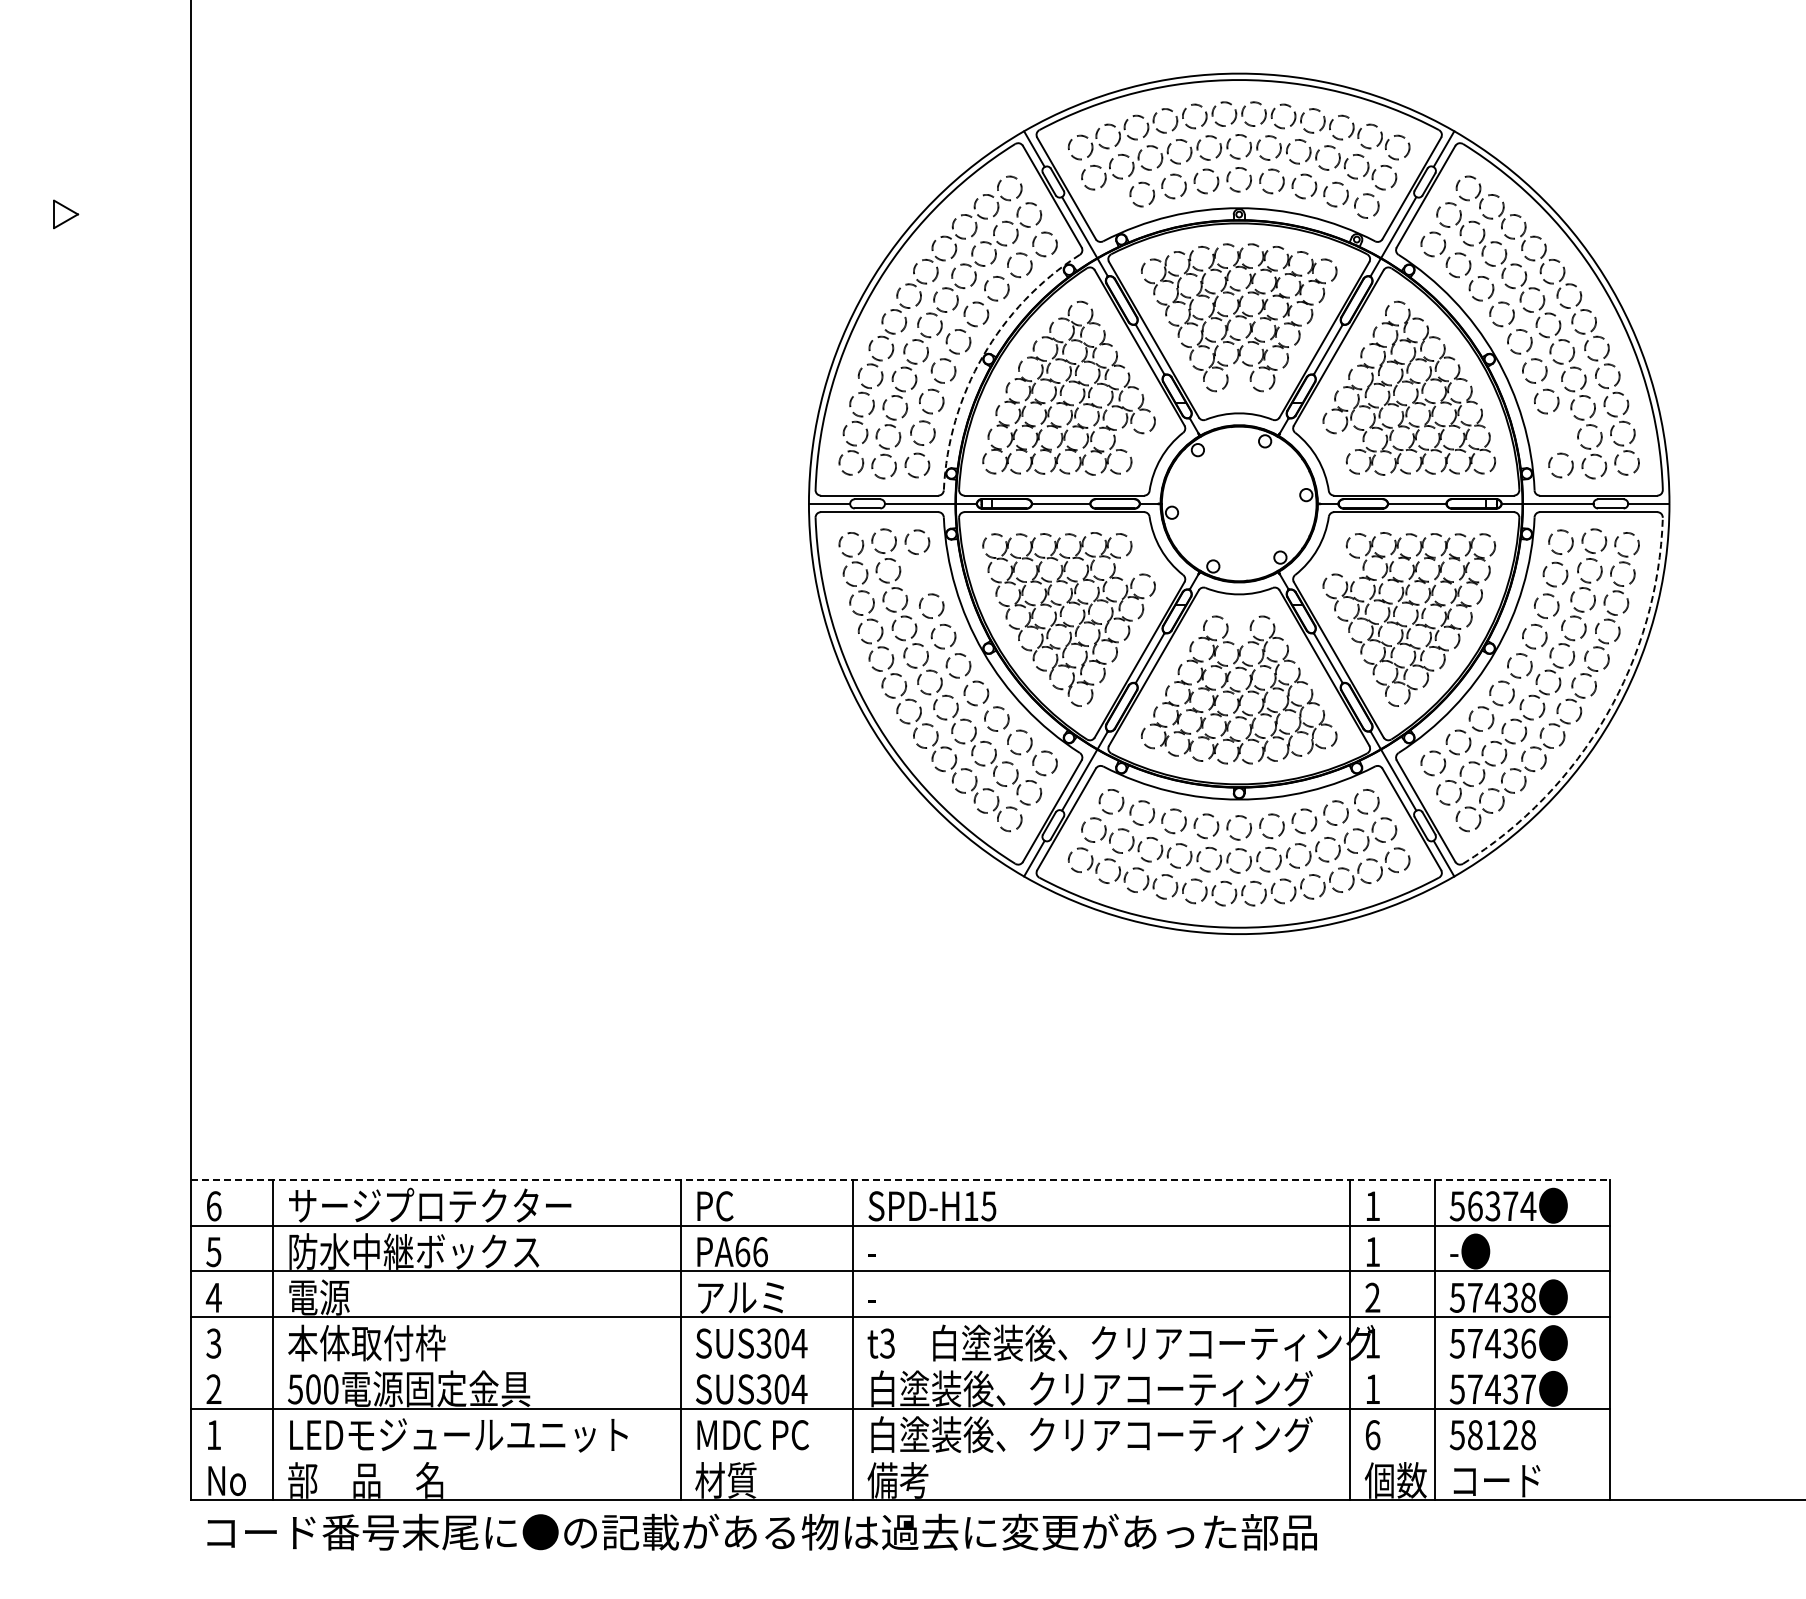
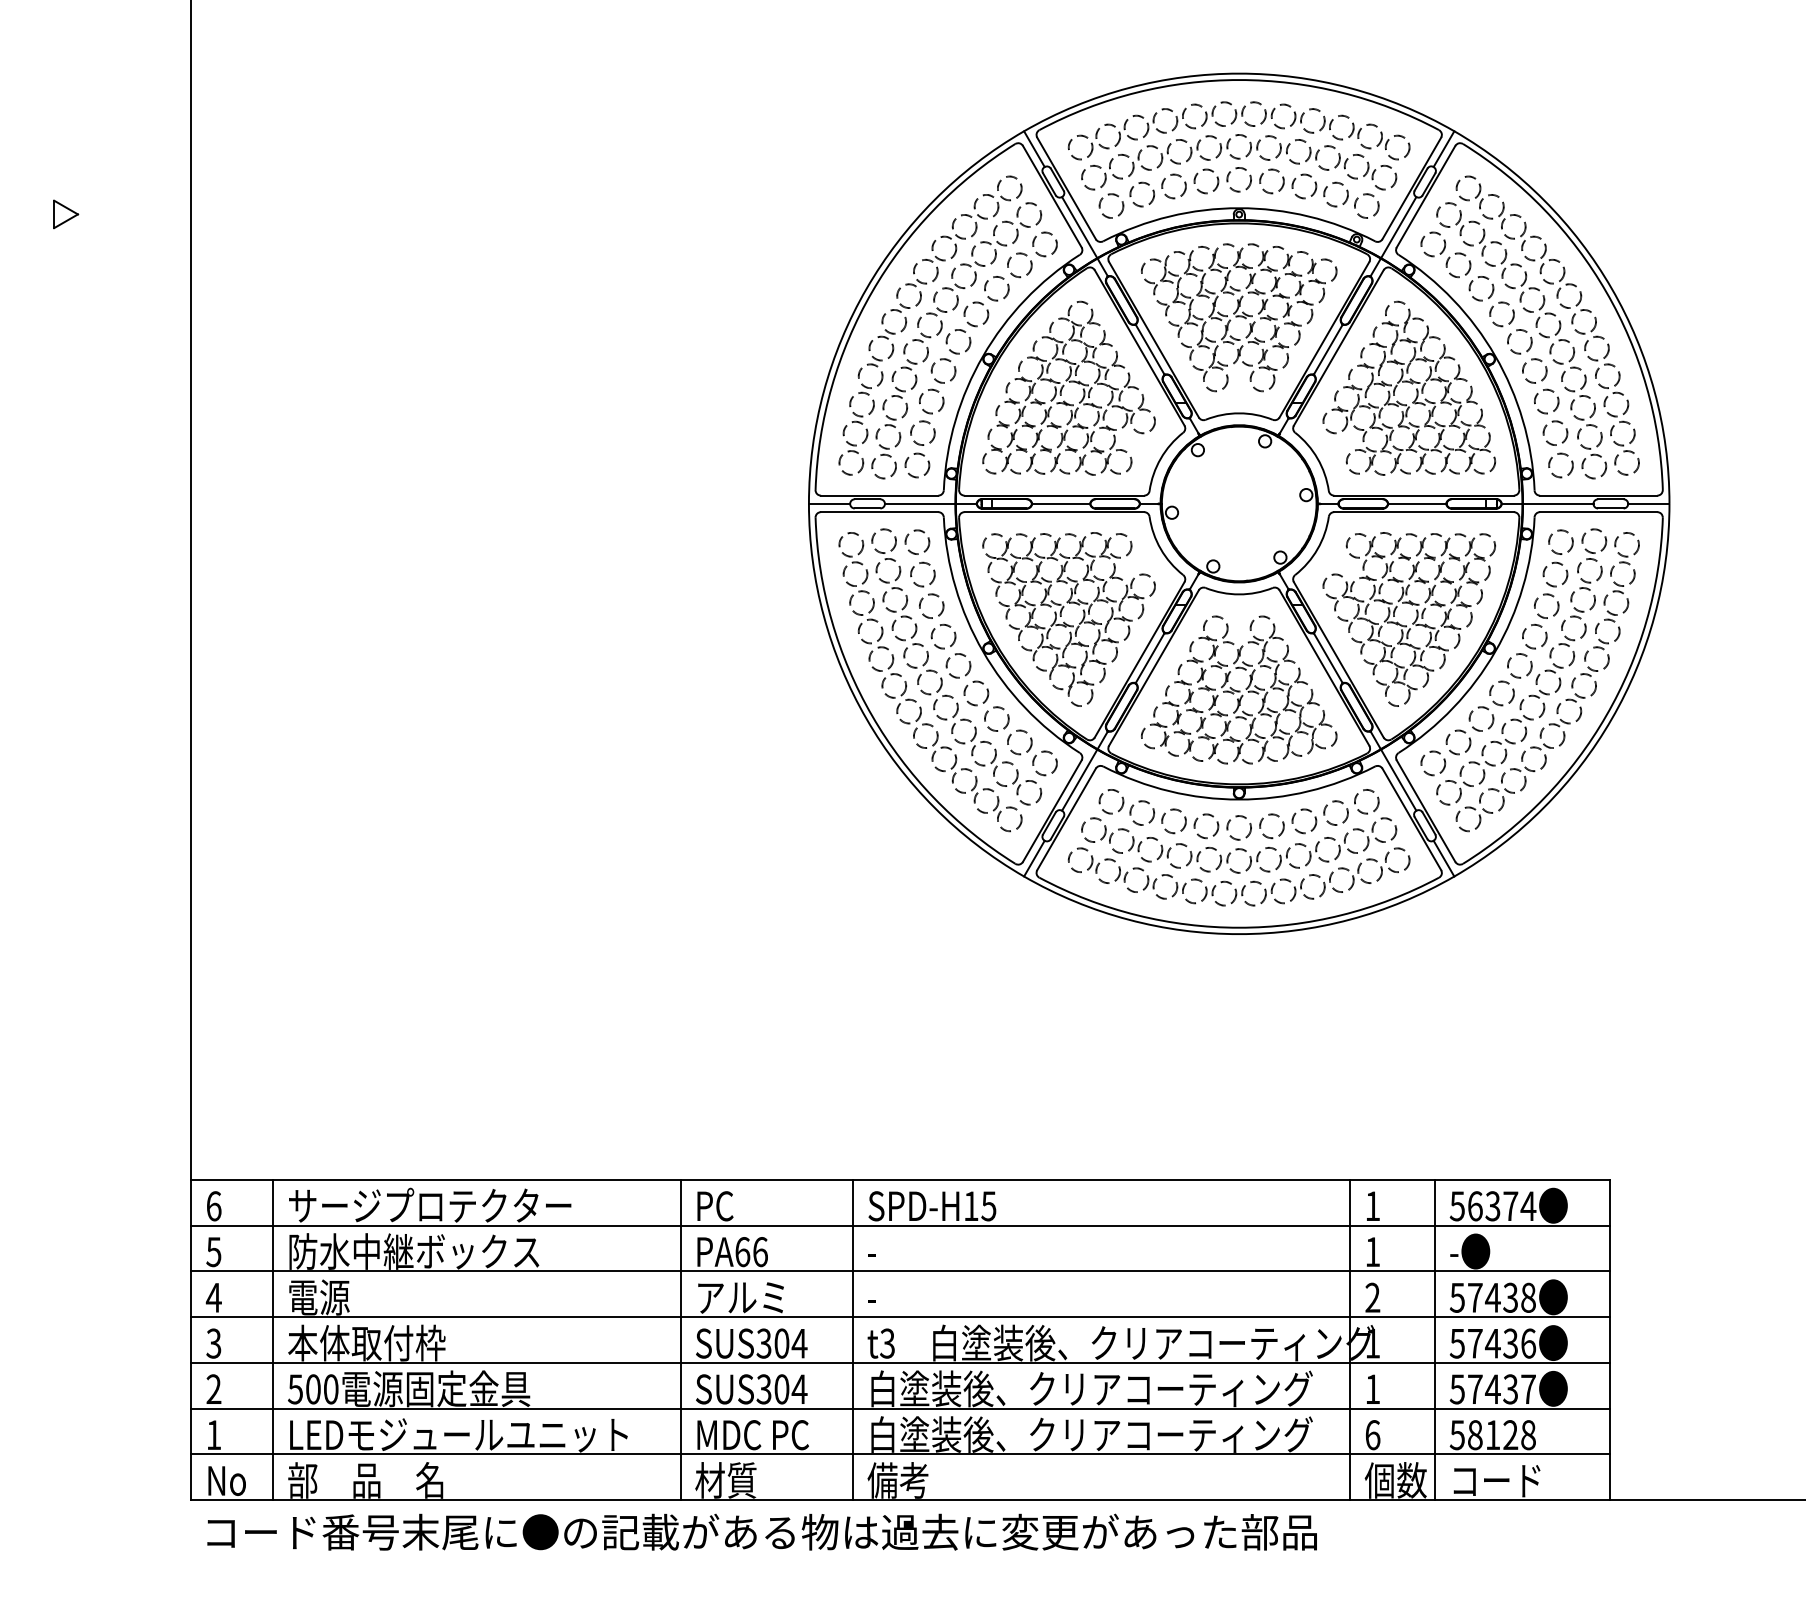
circle: none -> present (1111, 205)
arc: dashed -> solid (983, 356)
circle: none -> present (1555, 432)
circle: none -> present (922, 574)
arc: dashed -> solid (1606, 715)
line: dashed -> solid (901, 1179)
line: none -> present (900, 1362)
line: none -> present (900, 1454)
